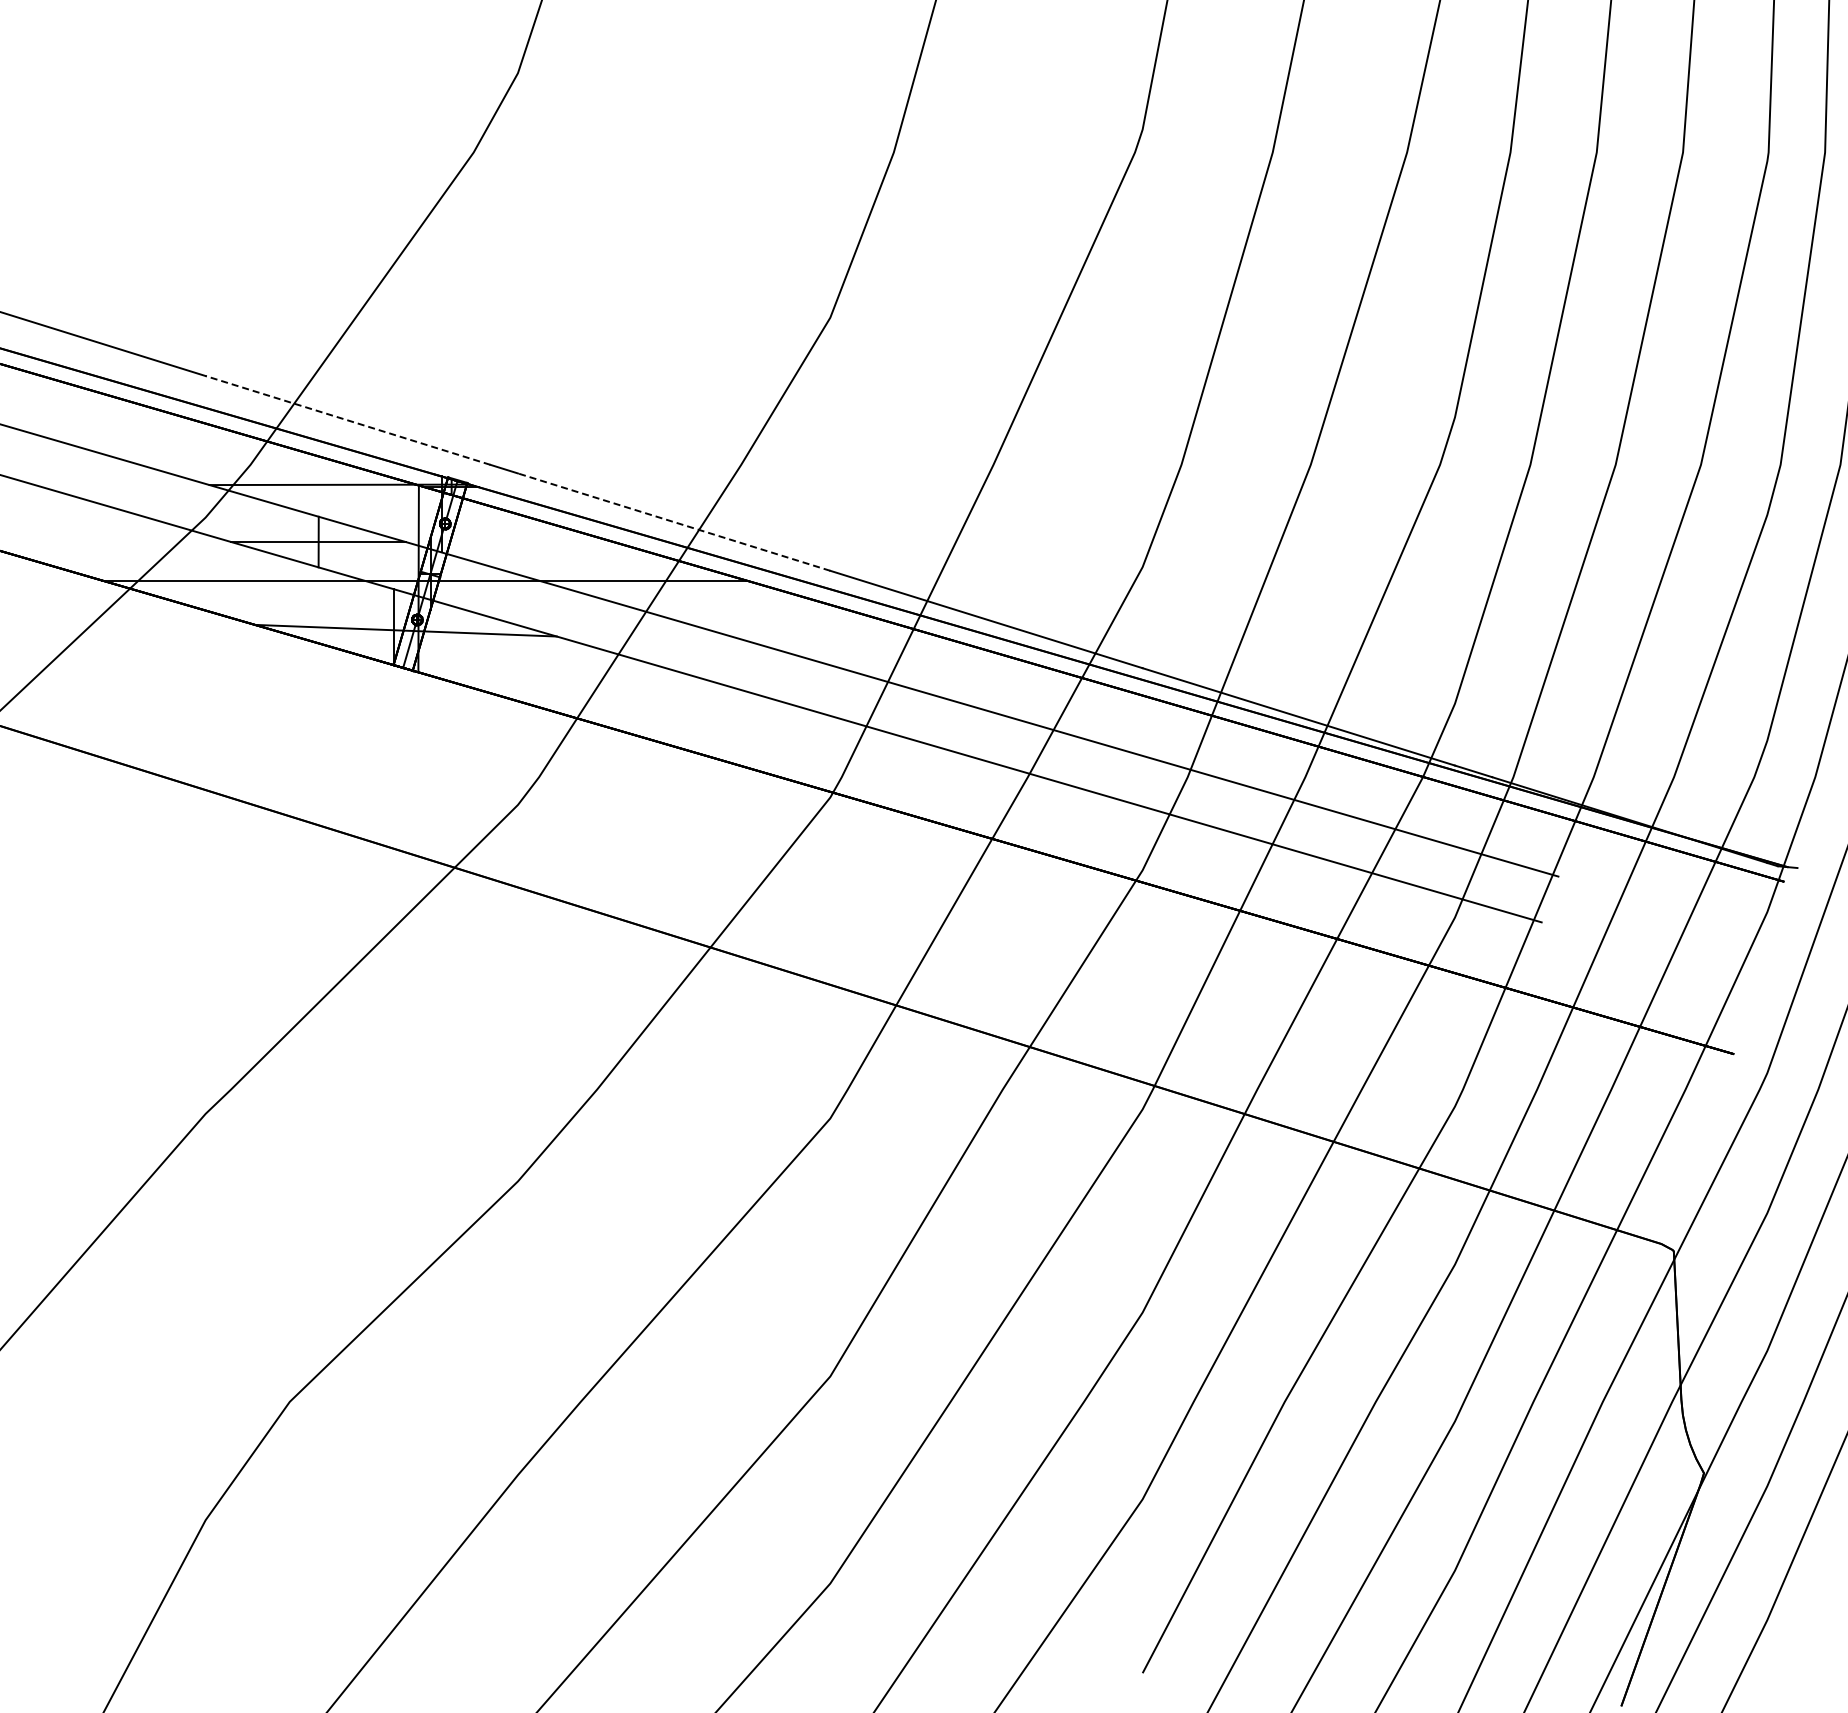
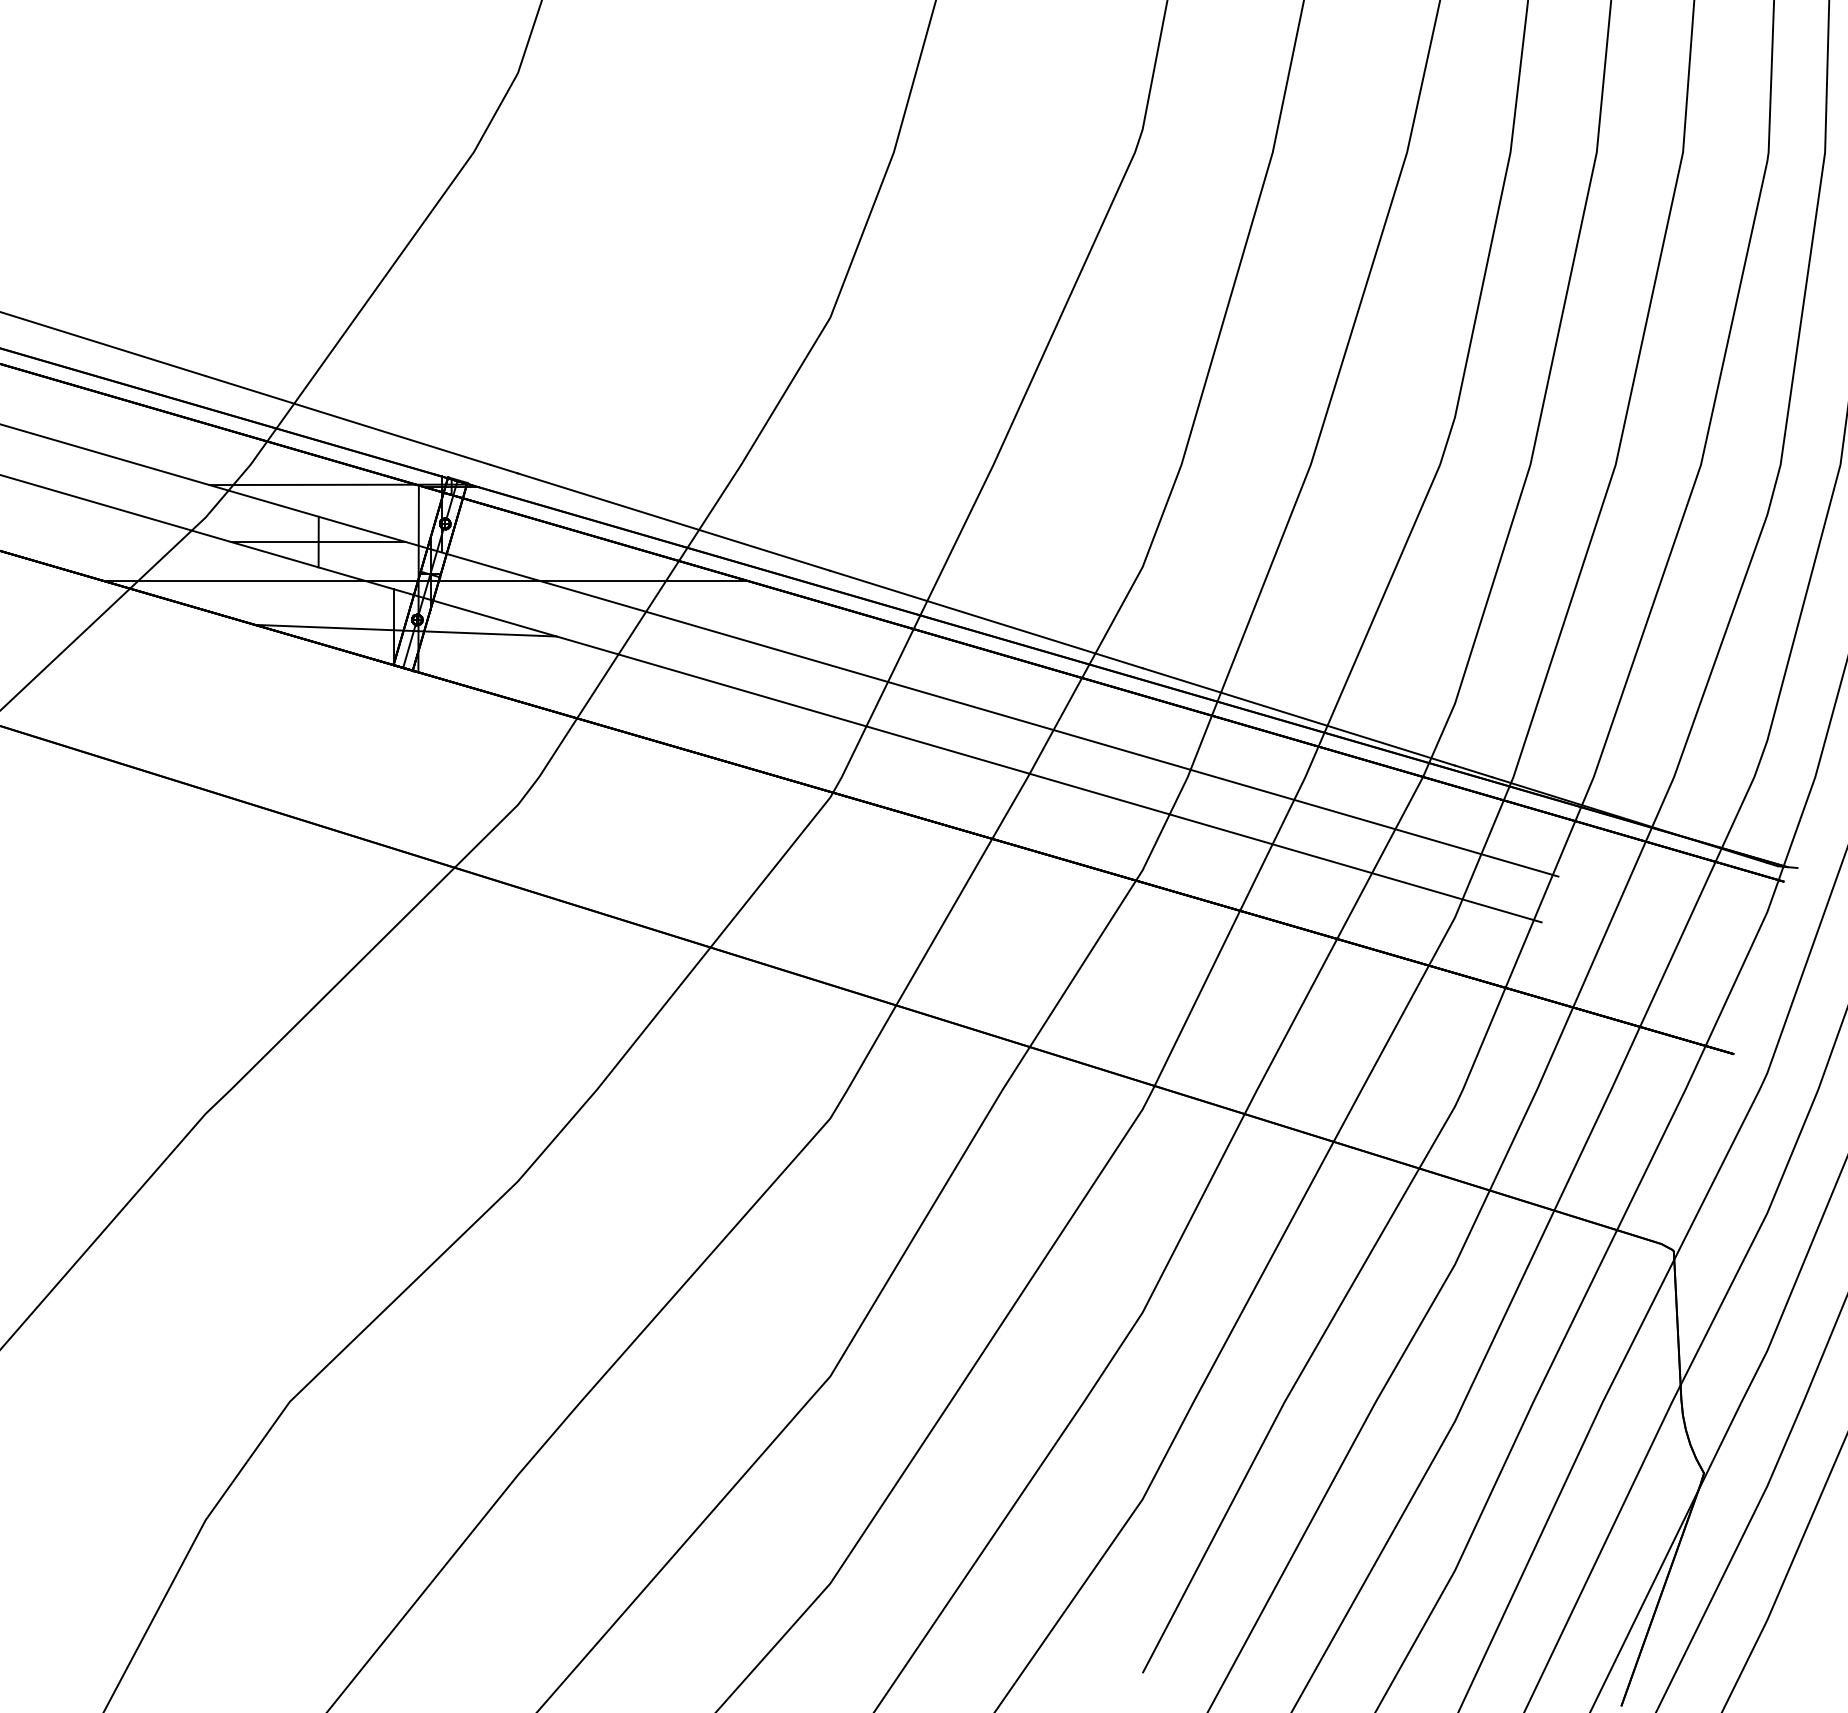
line: dashed -> solid (347, 420)
line: dashed -> solid (674, 522)
